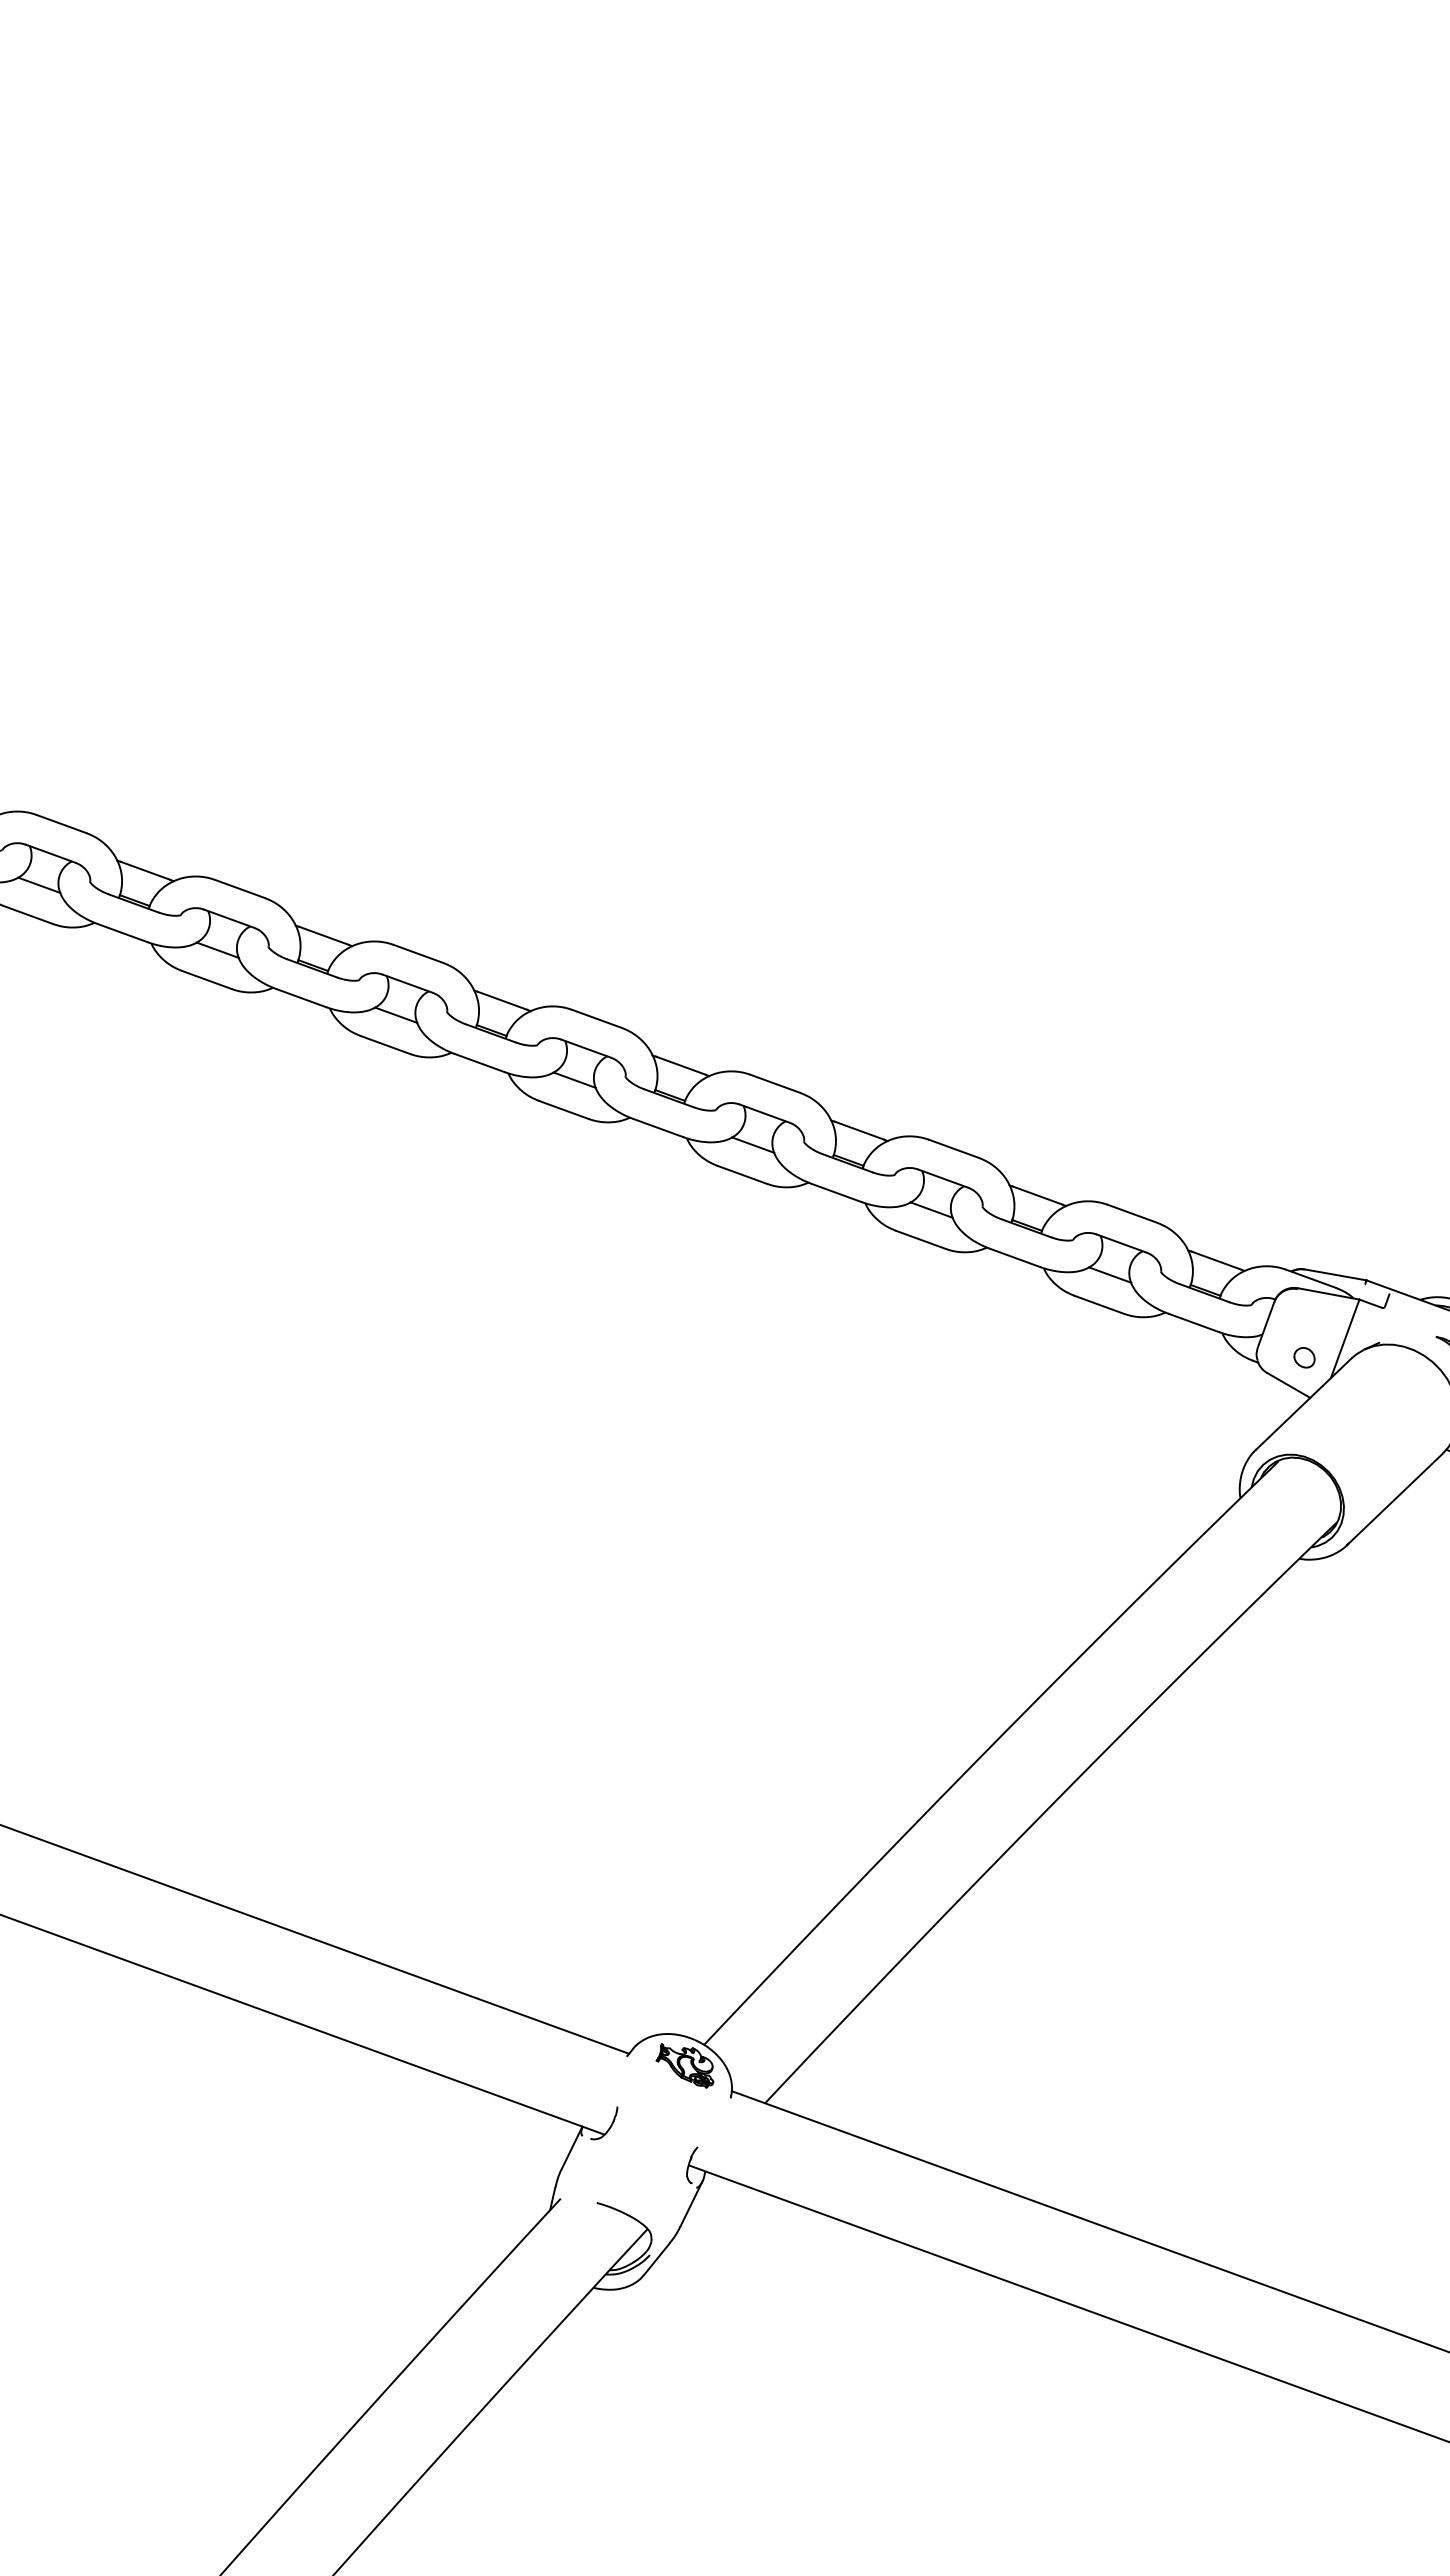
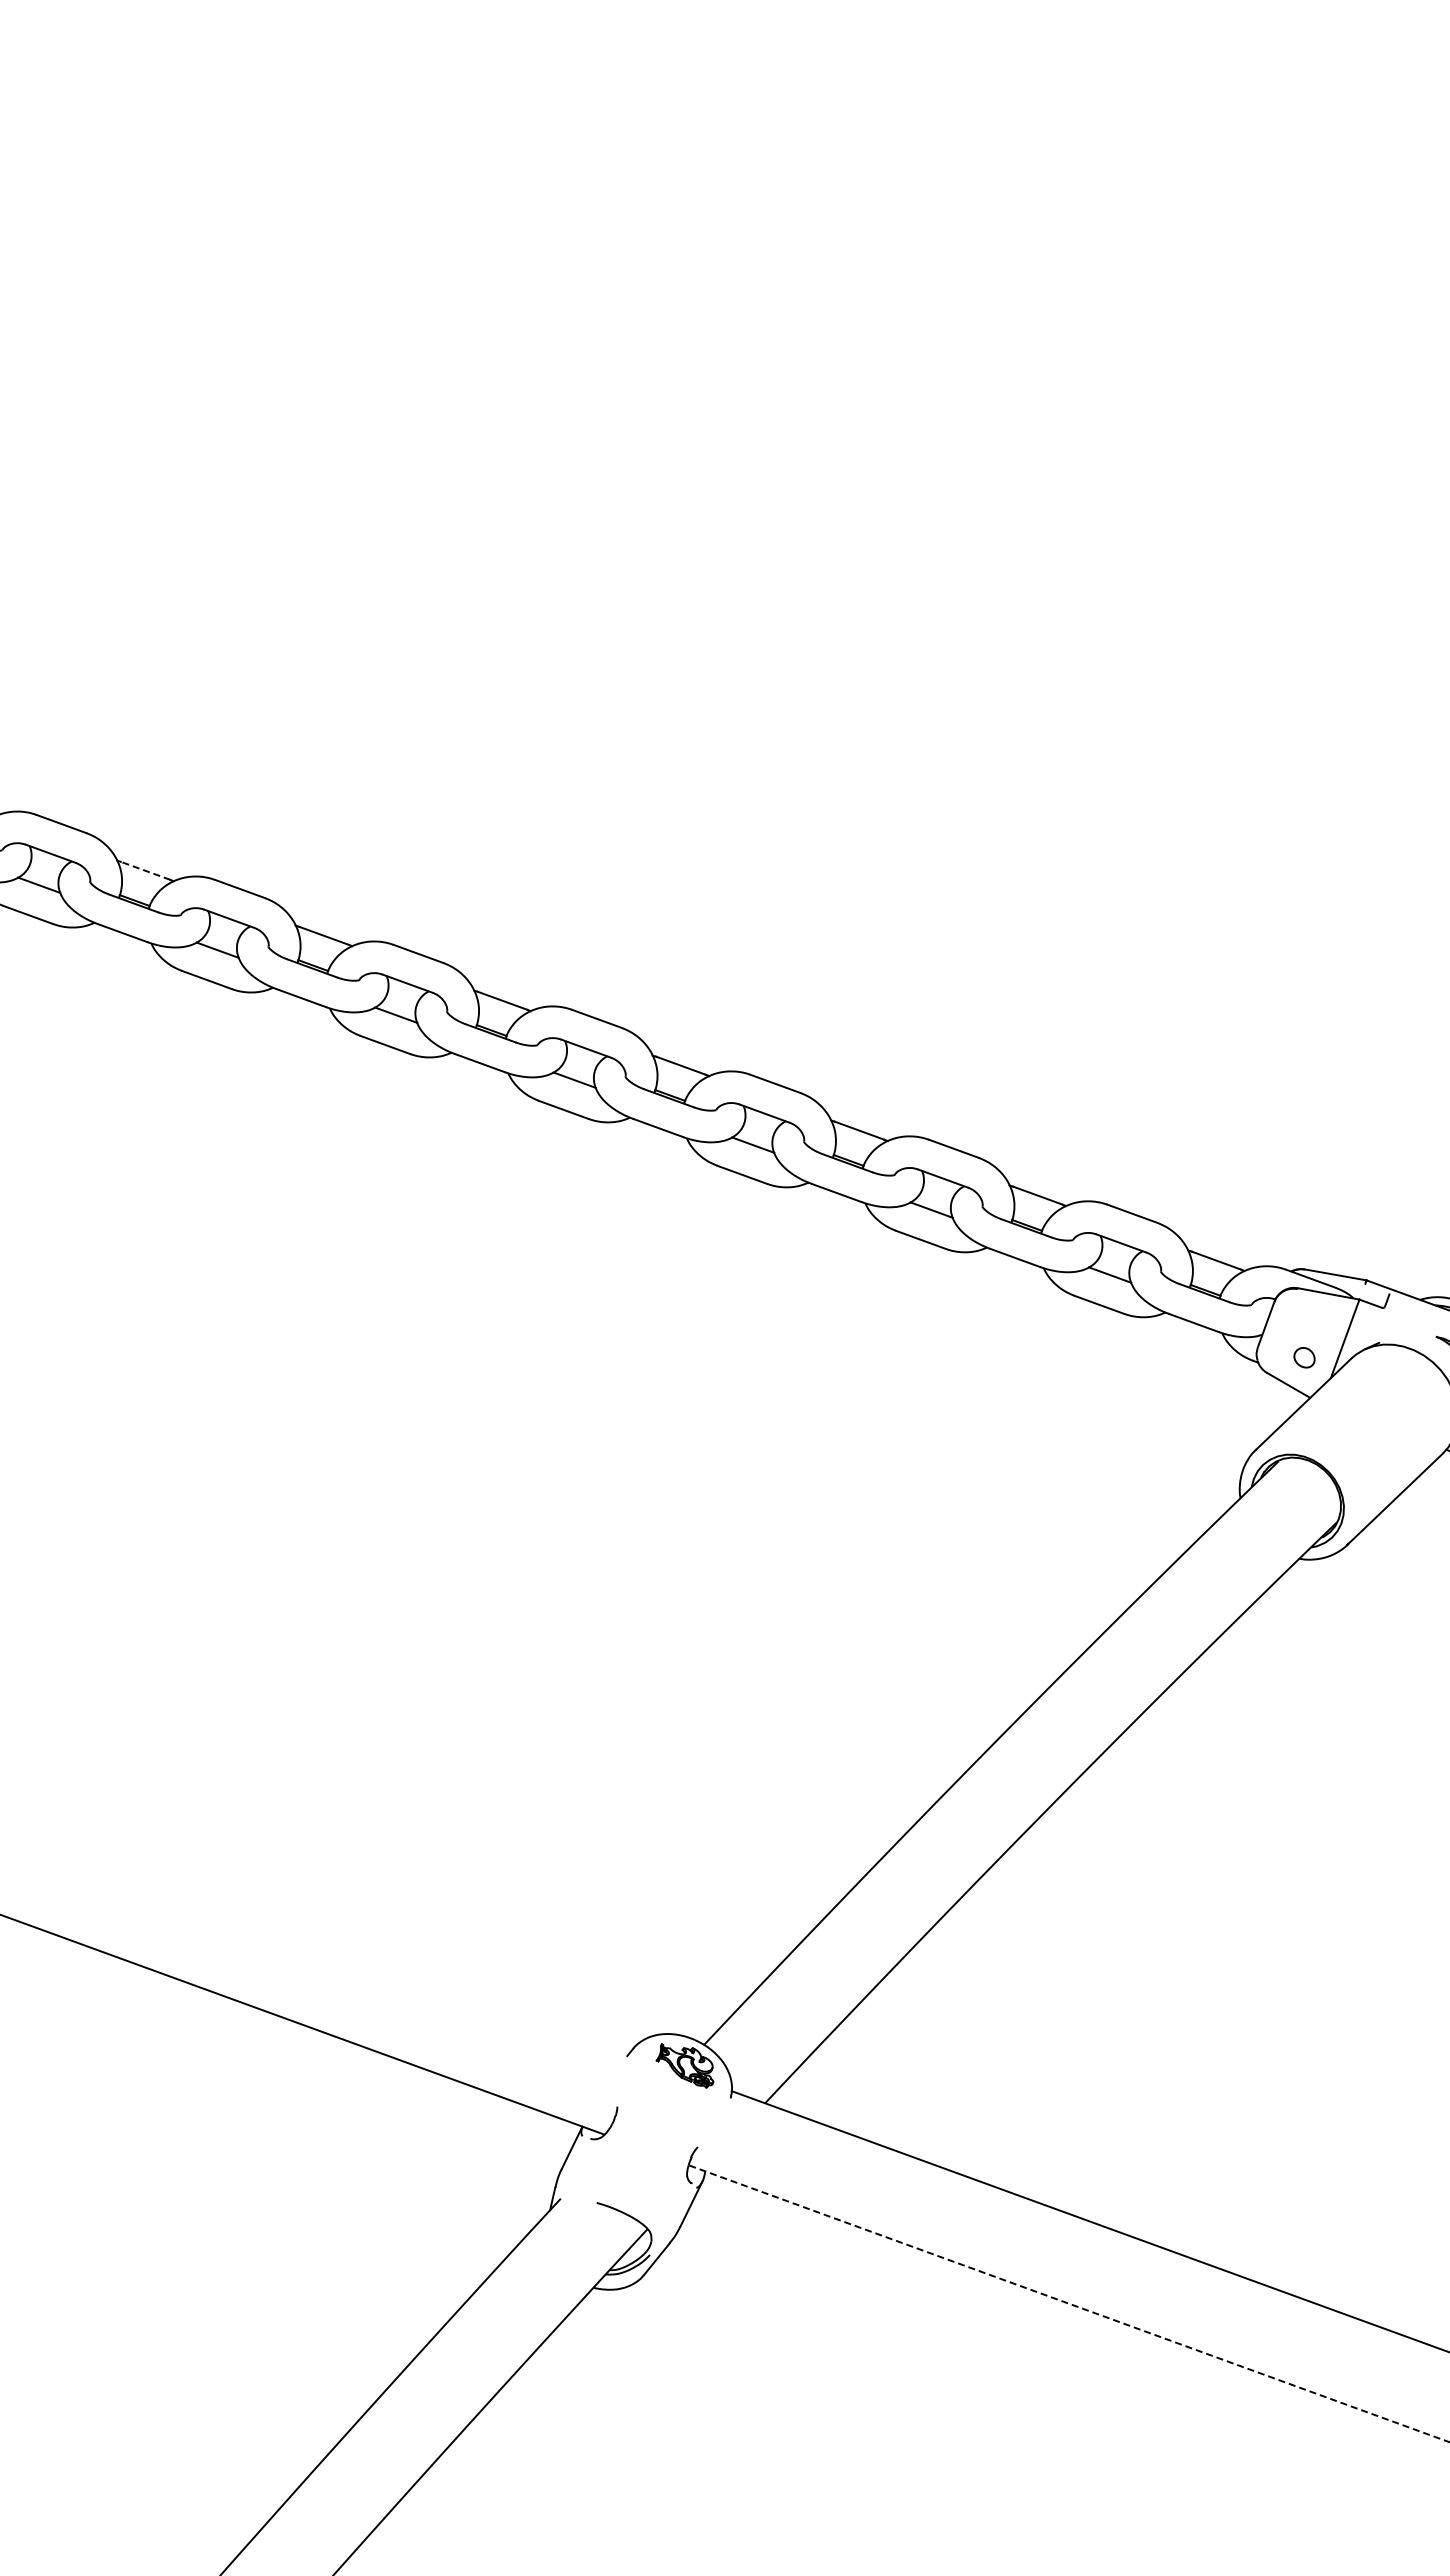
line: solid -> dashed (145, 870)
line: present -> none (315, 1939)
line: solid -> dashed (1069, 2304)
